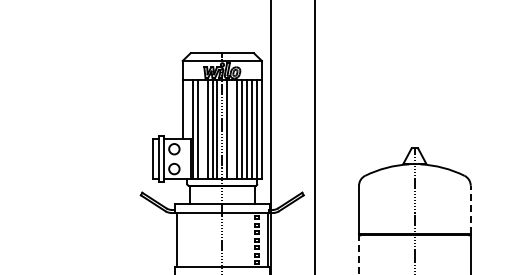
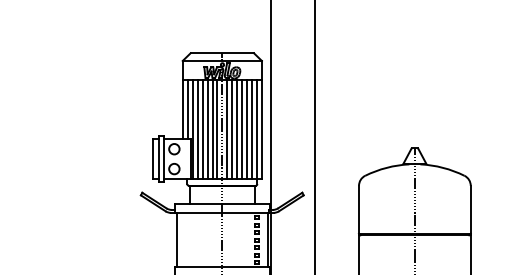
line: none -> present (187, 109)
line: none -> present (202, 129)
line: none -> present (232, 129)
line: dashed -> solid (470, 209)
line: dashed -> solid (359, 255)
